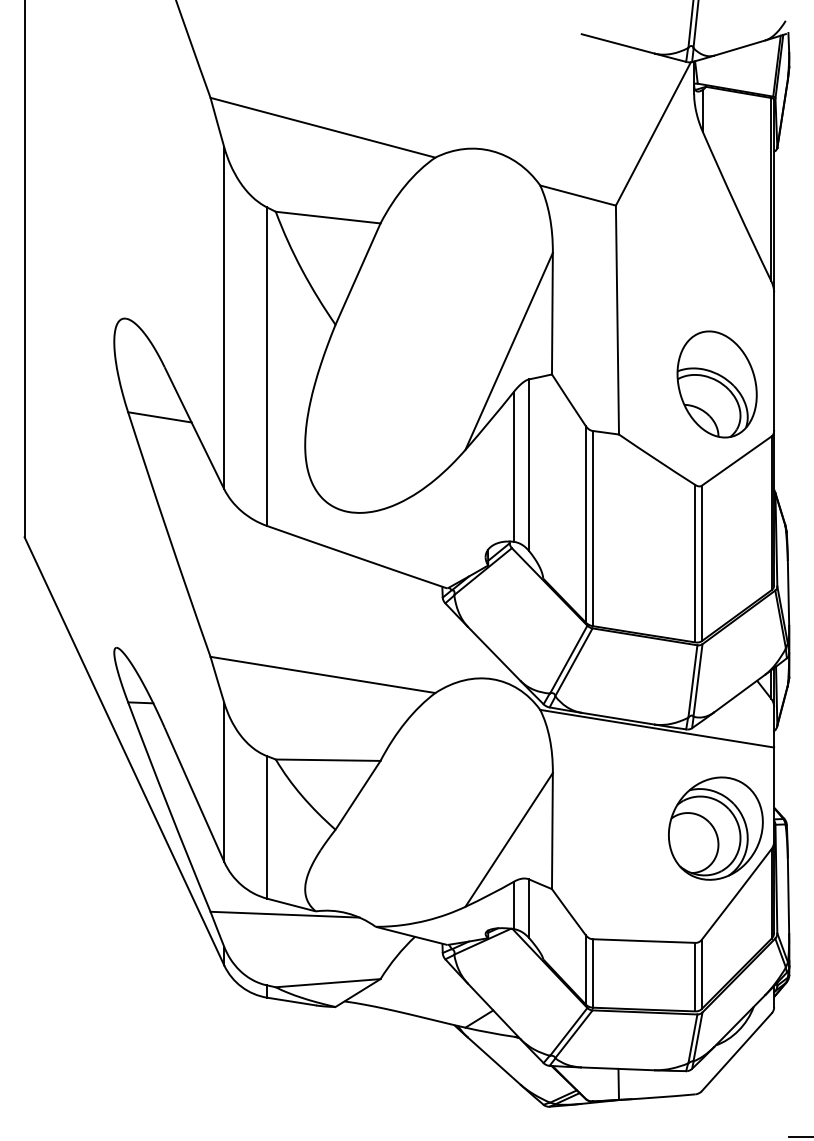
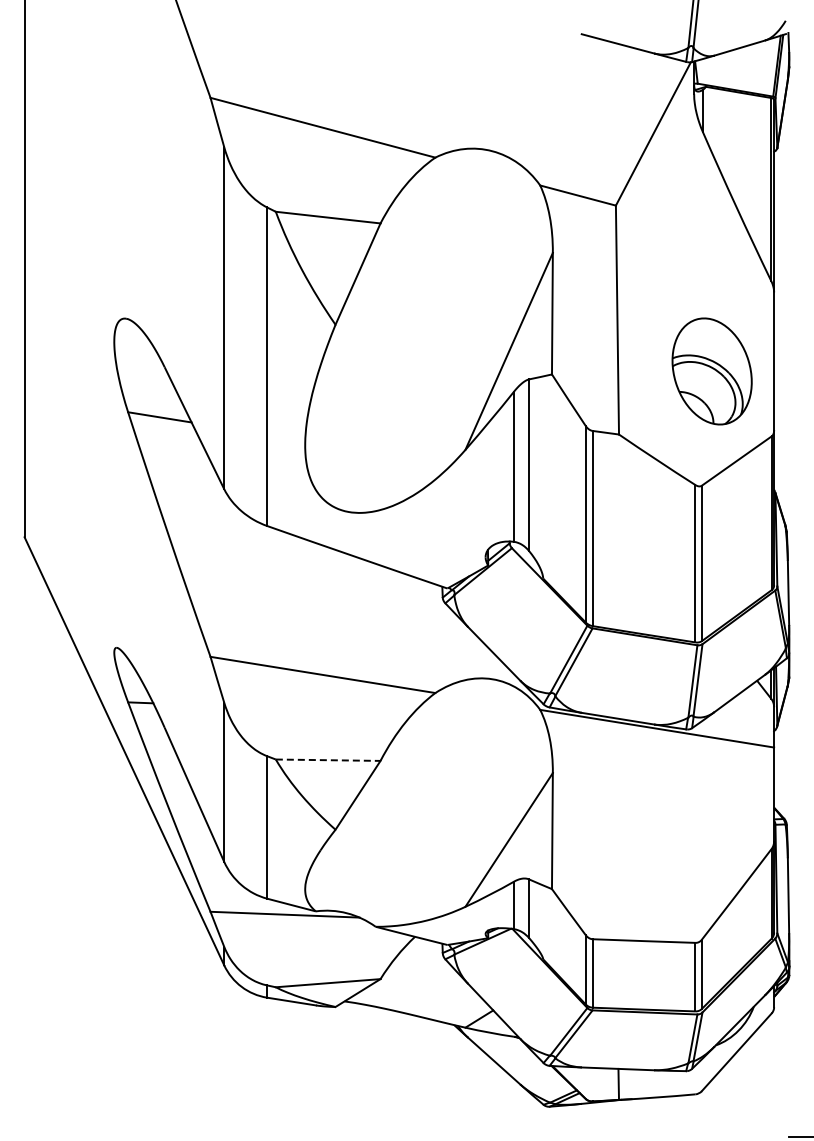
part position: (716, 384) -> (711, 371) (711, 371)
line: solid -> dashed (328, 760)
part: present -> none (715, 828)
